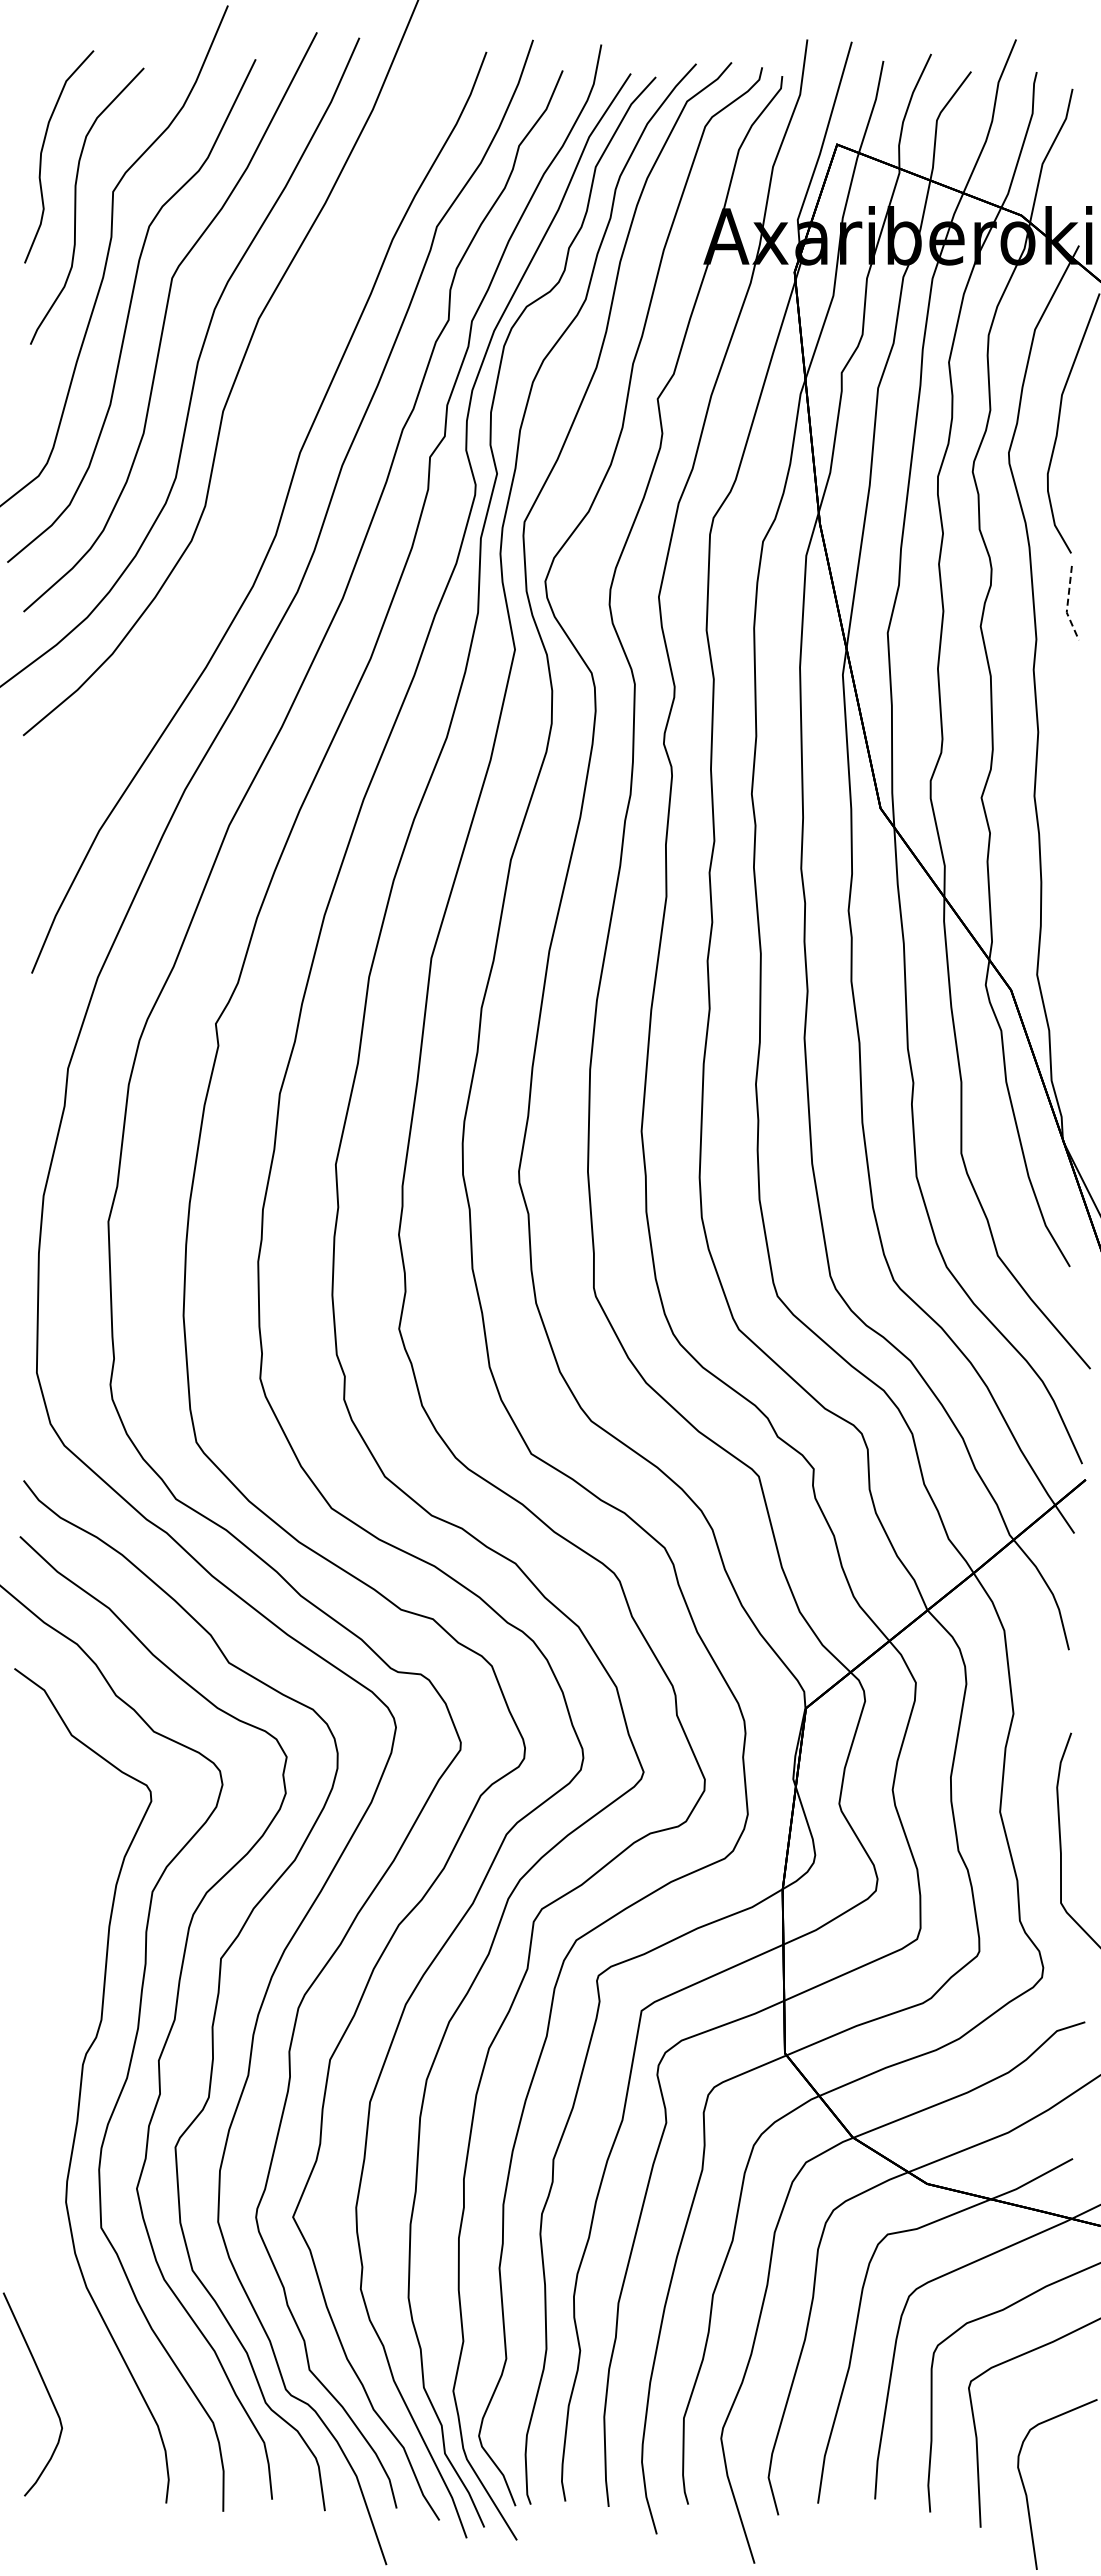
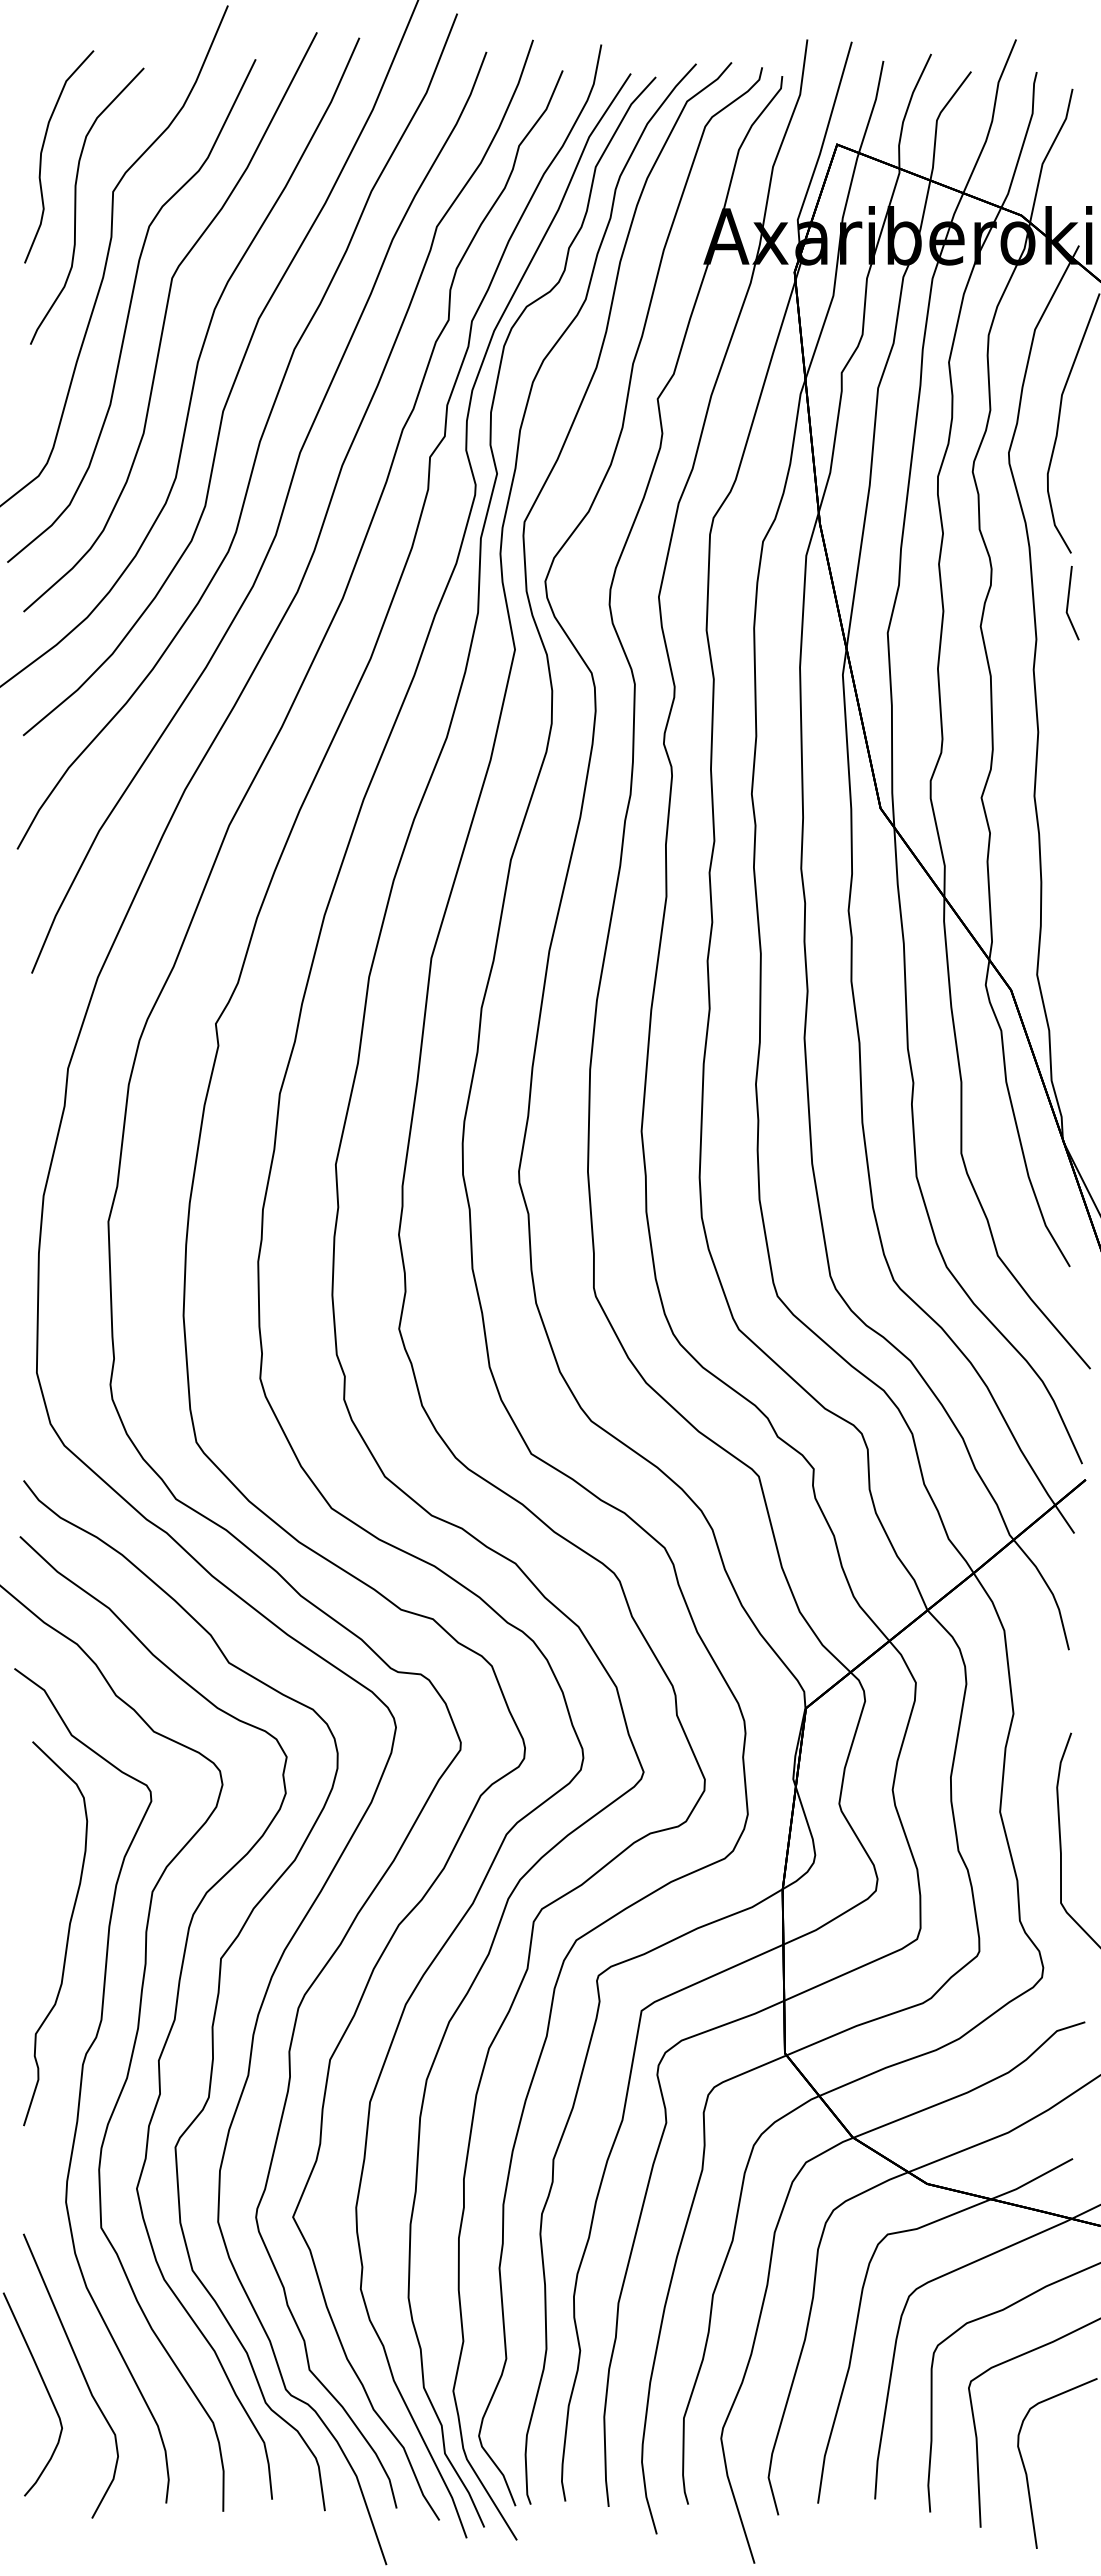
curve: none -> present (259, 439)
line: dashed -> solid (1067, 605)
curve: none -> present (67, 1933)
curve: none -> present (80, 2370)
curve position: (1026, 2491) -> (1026, 2470) (1026, 2470)
